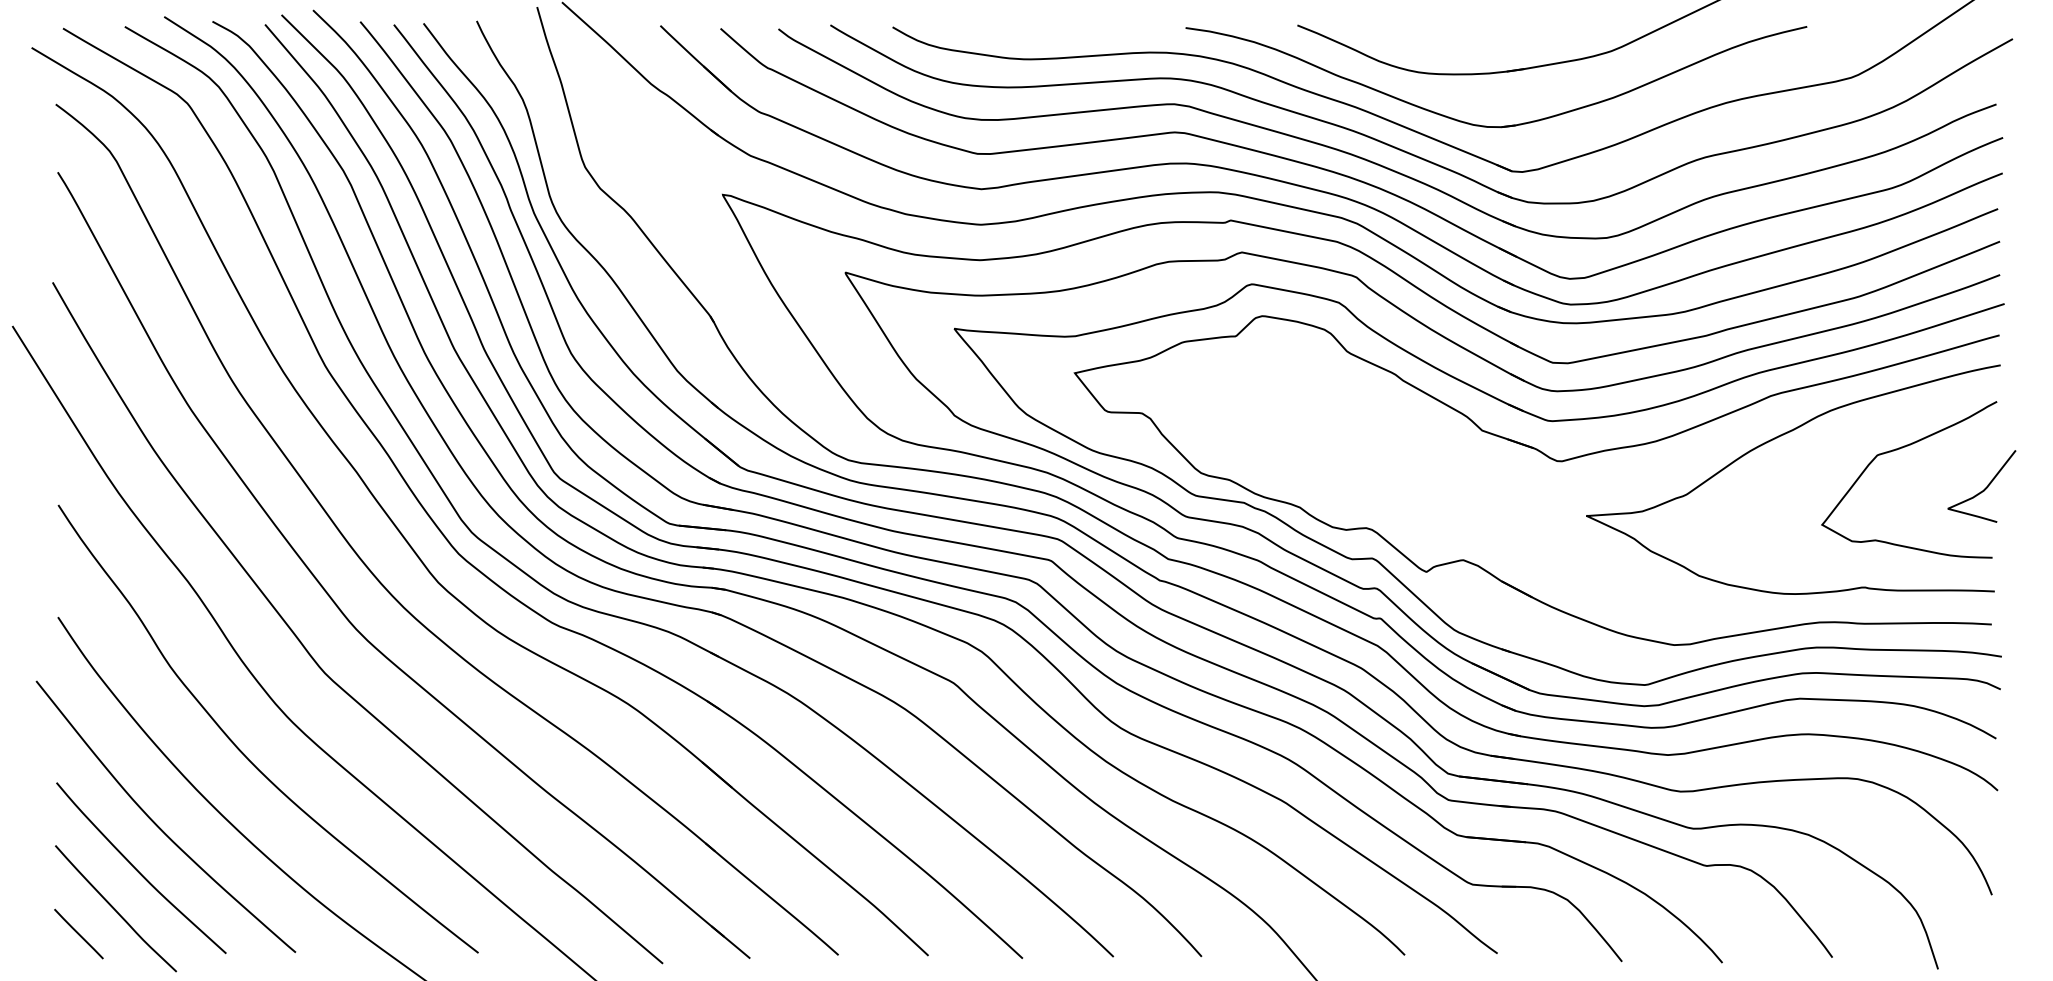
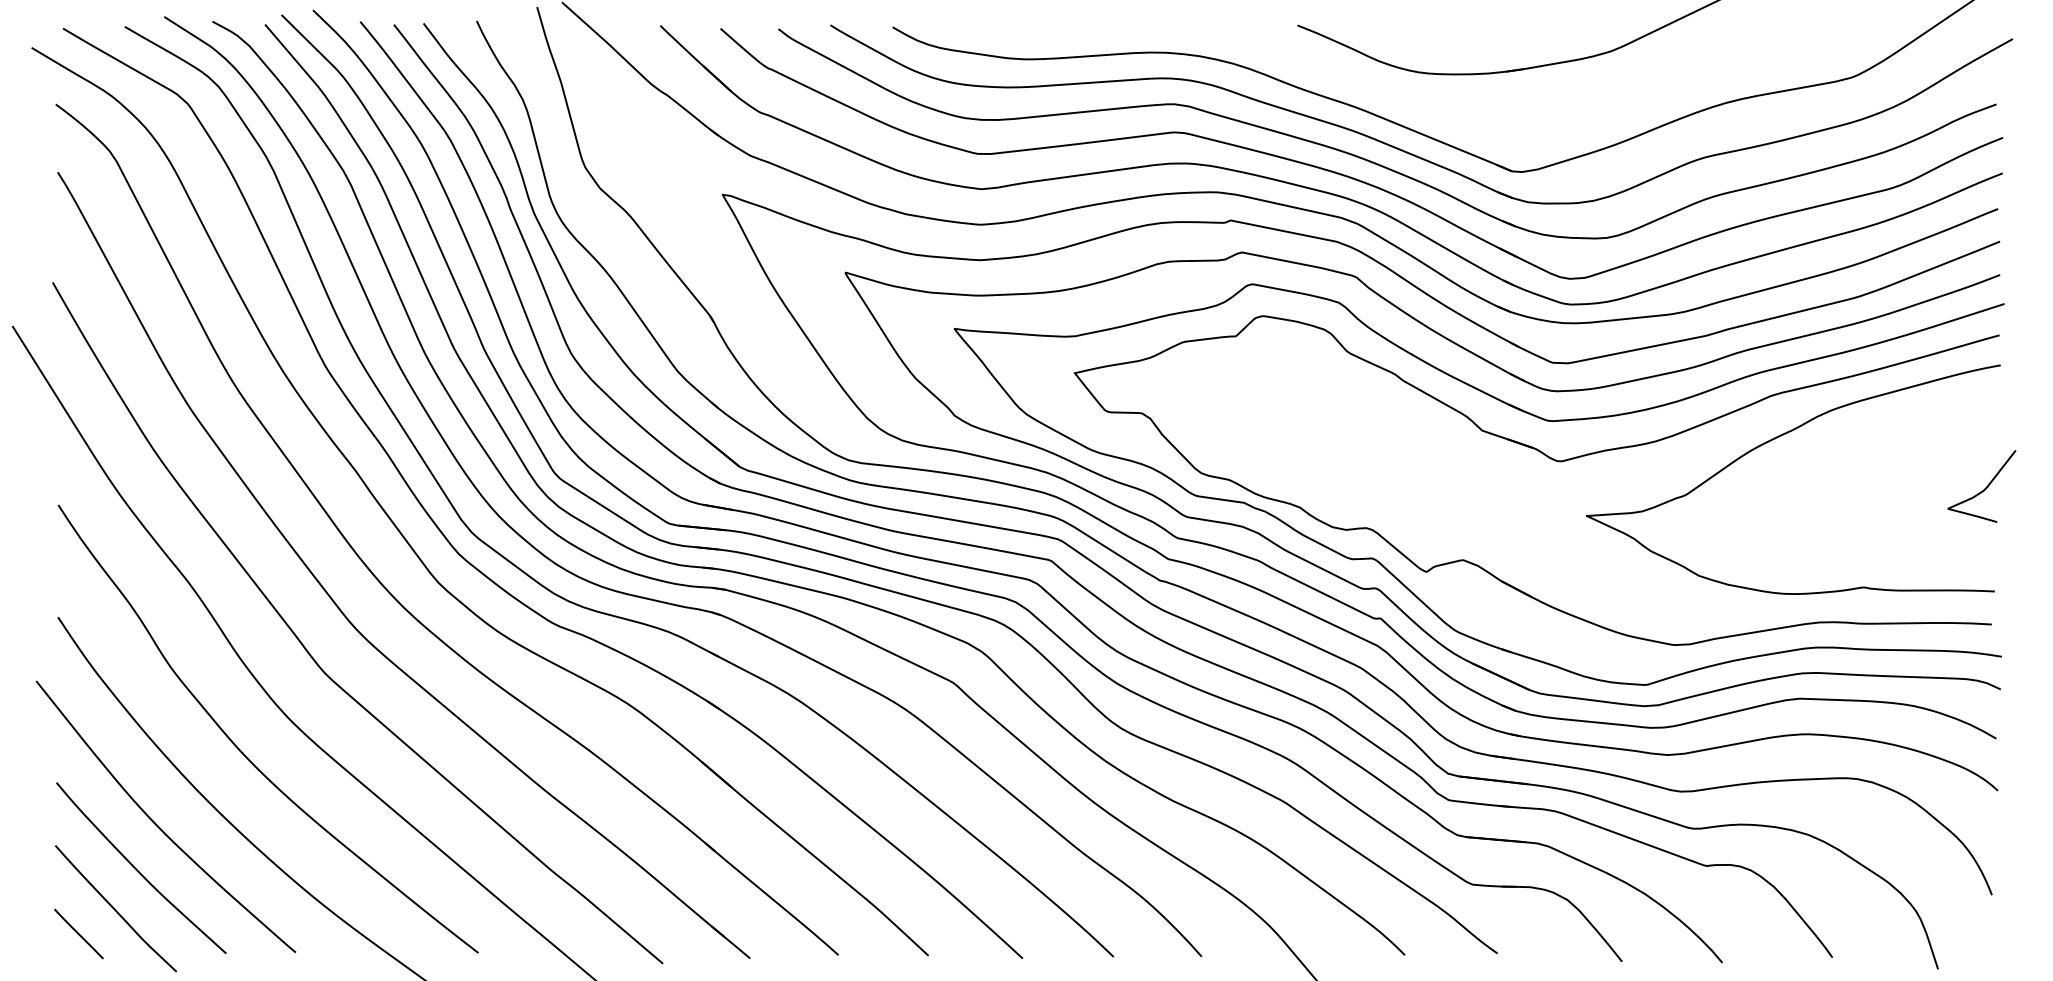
part: present -> none (1504, 125)
curve: present -> none (1897, 450)
